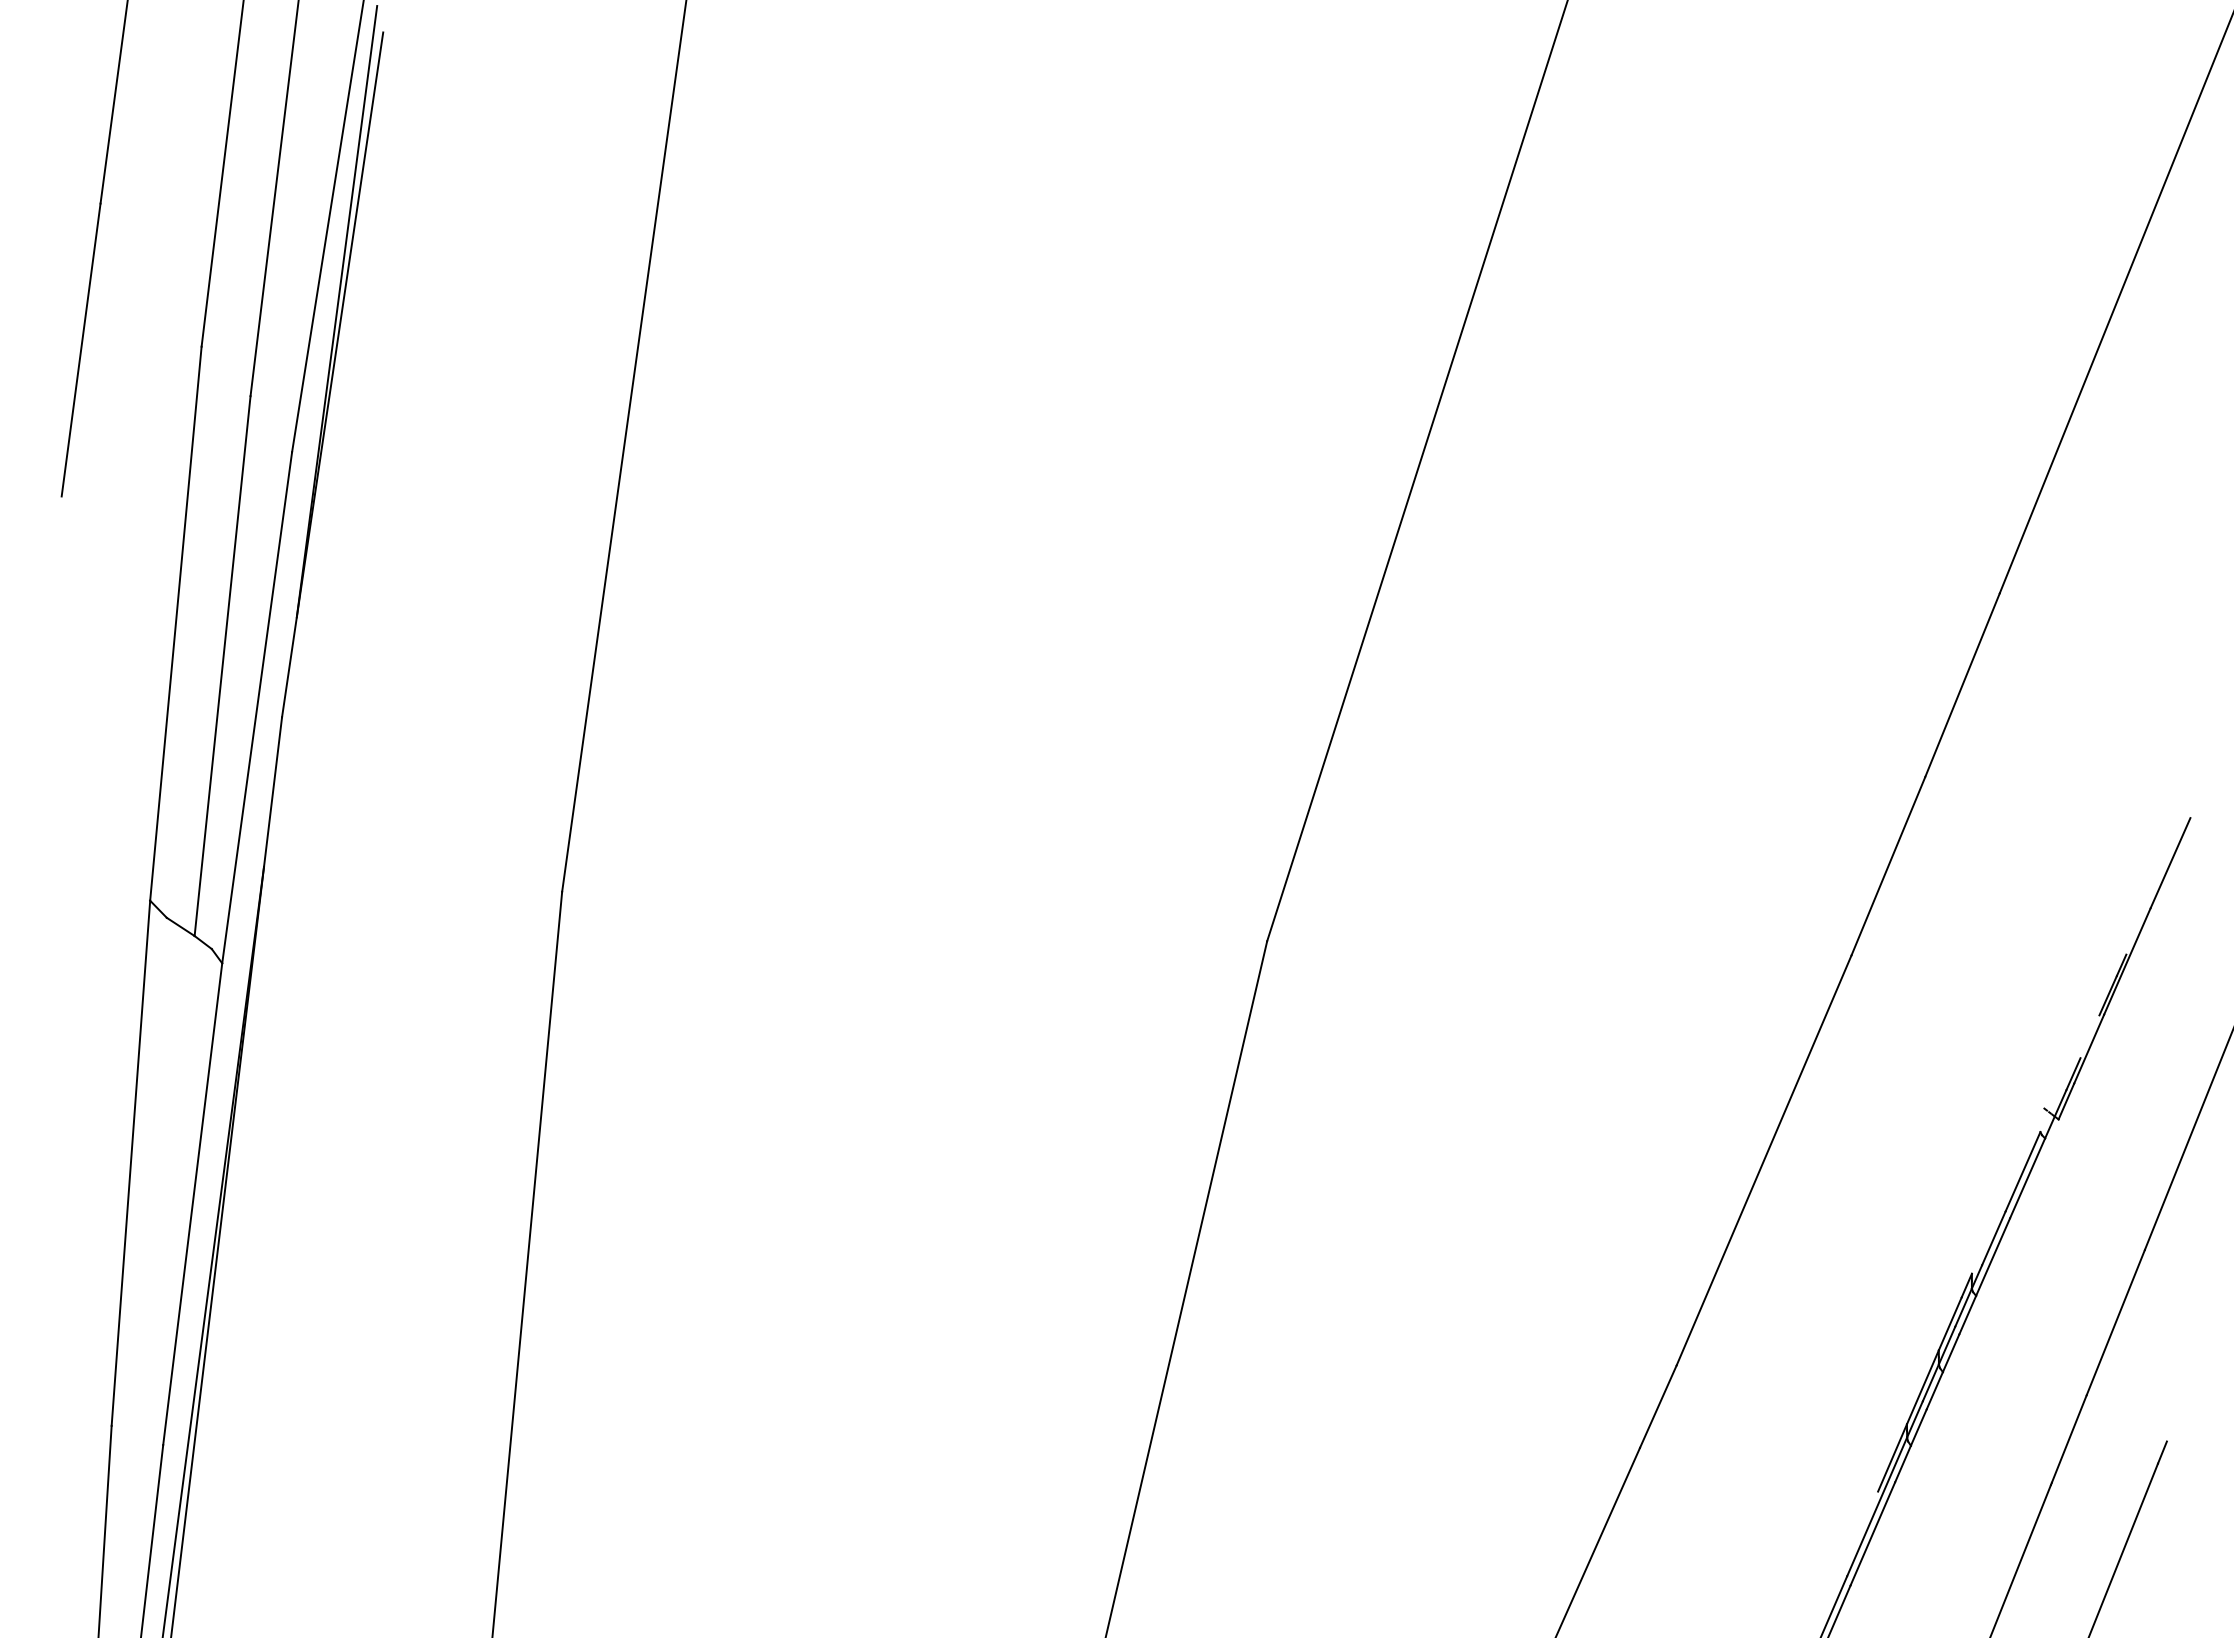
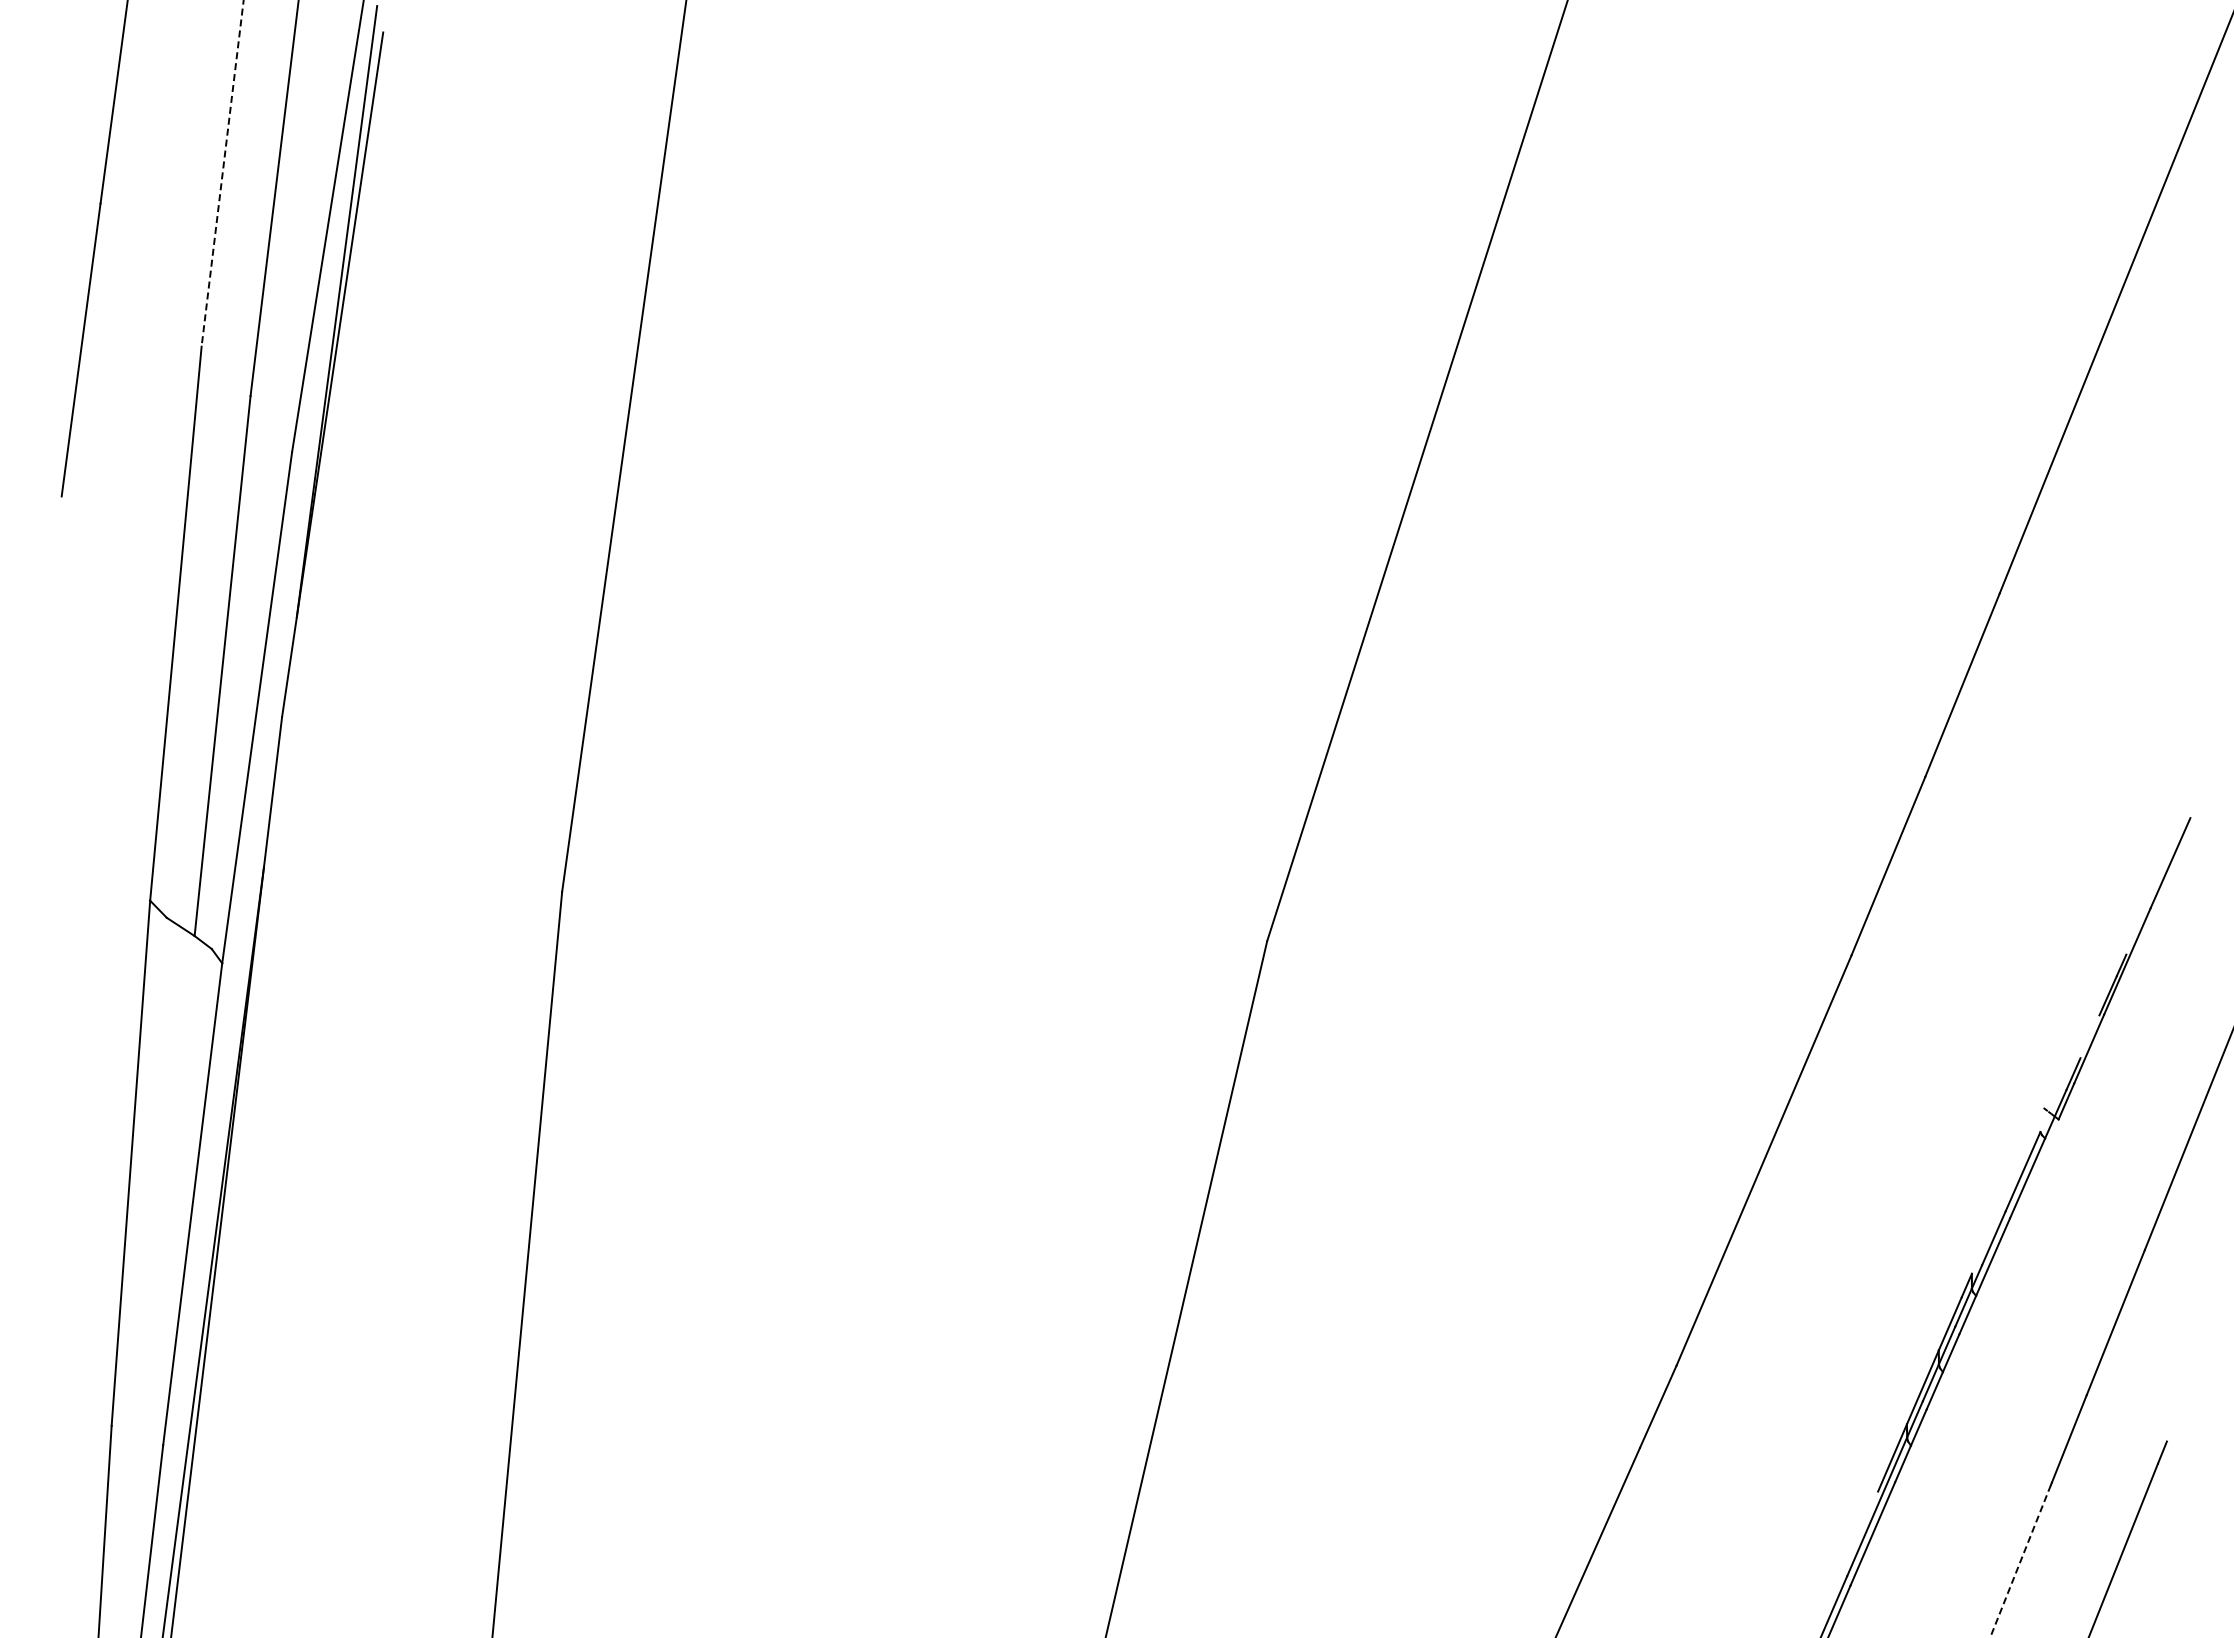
line: solid -> dashed (222, 174)
line: solid -> dashed (2020, 1561)
